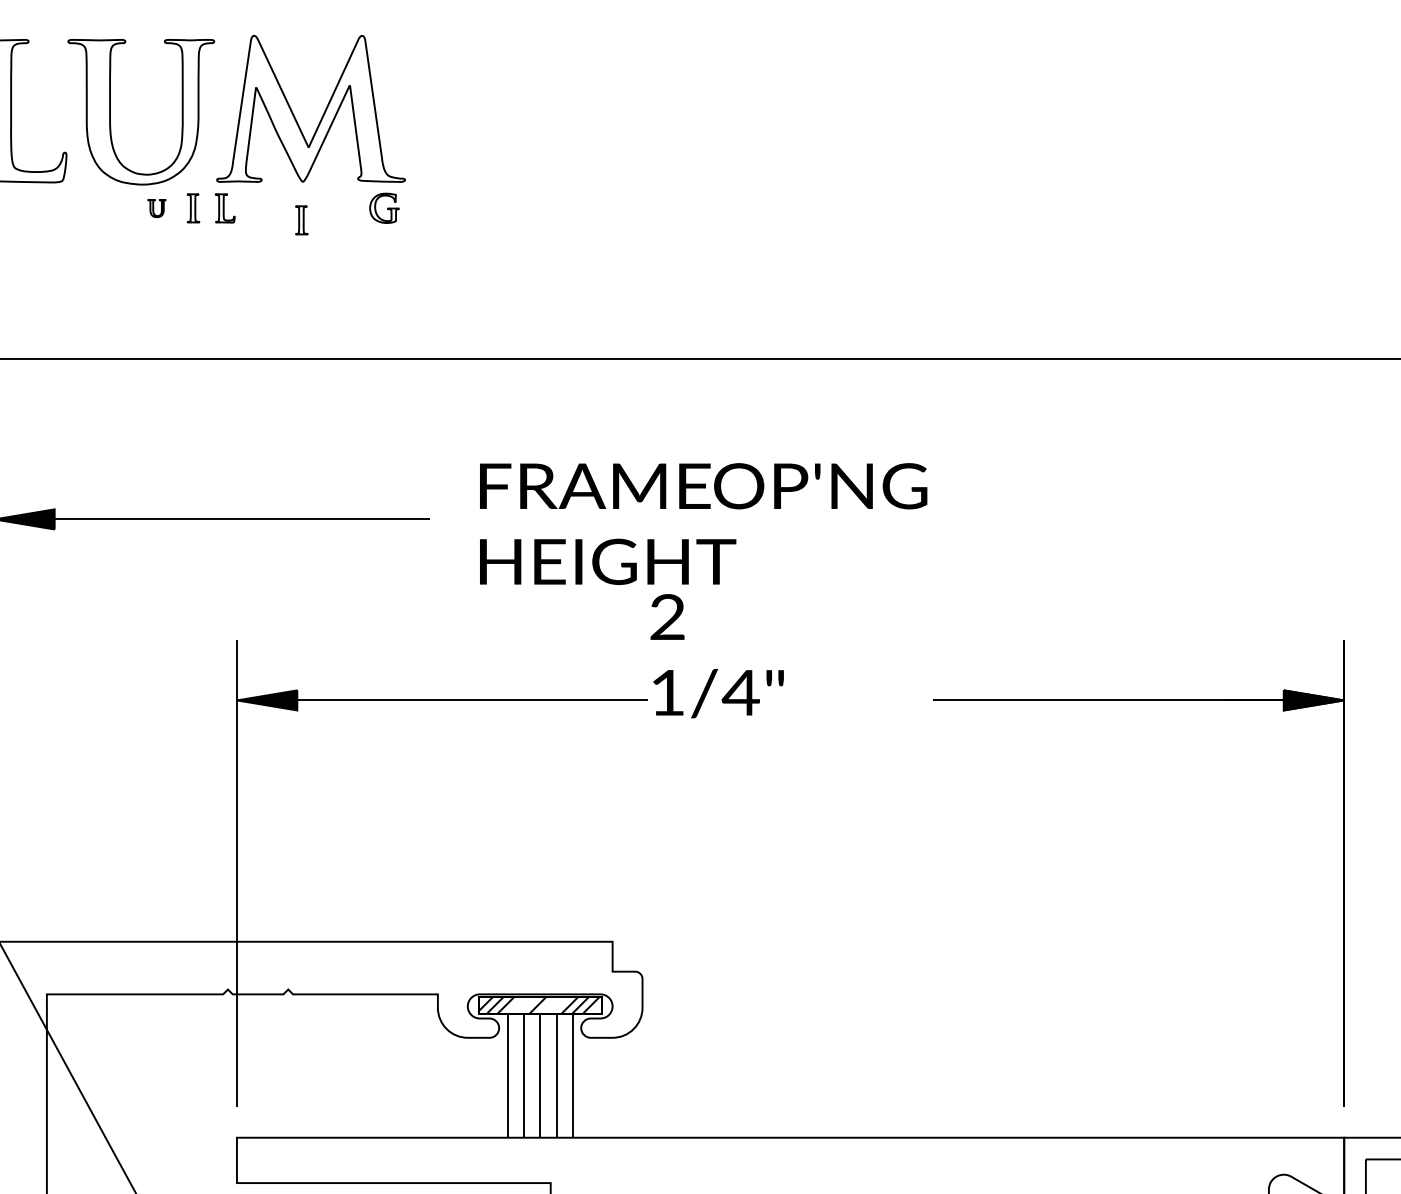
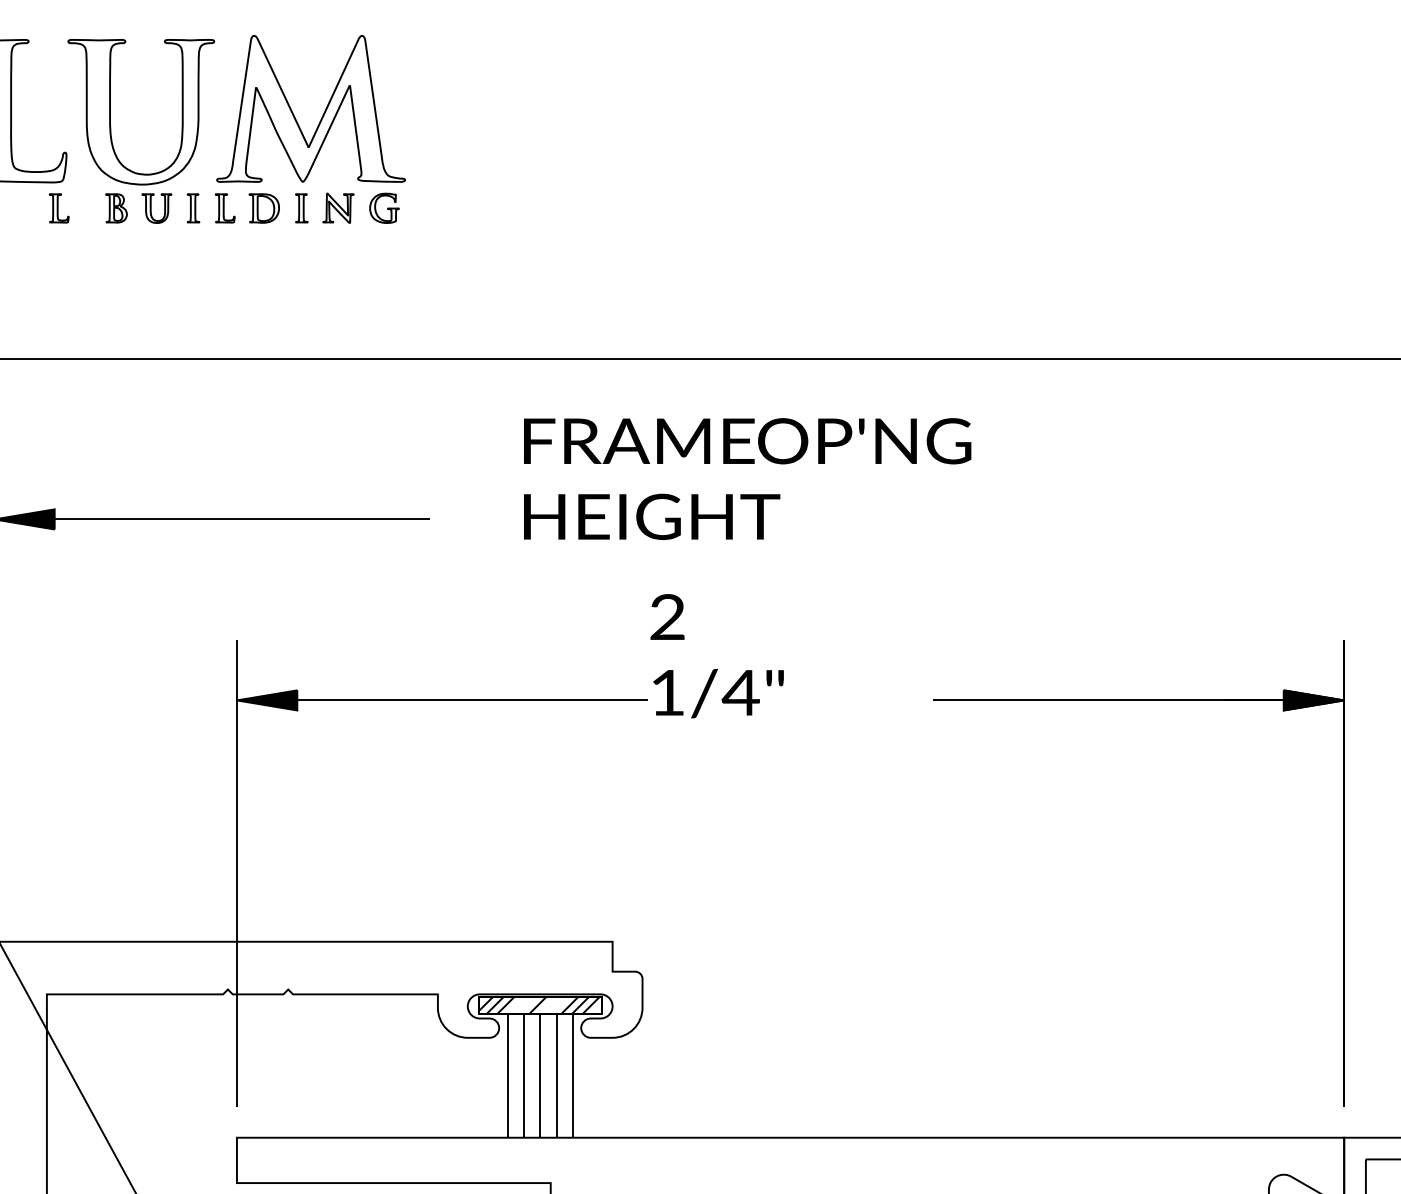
part: none -> present (338, 207)
part: none -> present (58, 208)
part: none -> present (116, 208)
part size: 20x20 px -> 32x31 px (156, 208)
part: none -> present (263, 208)
part position: (301, 220) -> (301, 208) (301, 208)
text position: (703, 523) -> (747, 478) (747, 478)
